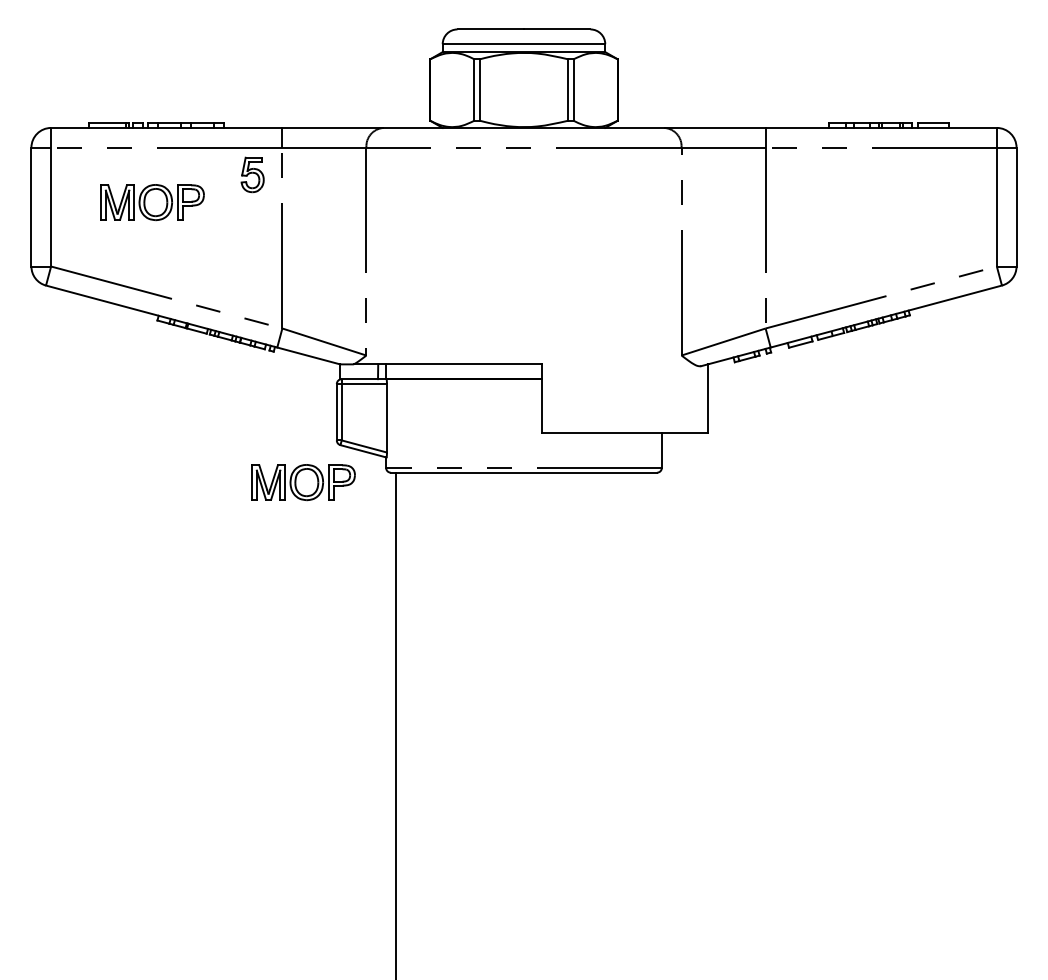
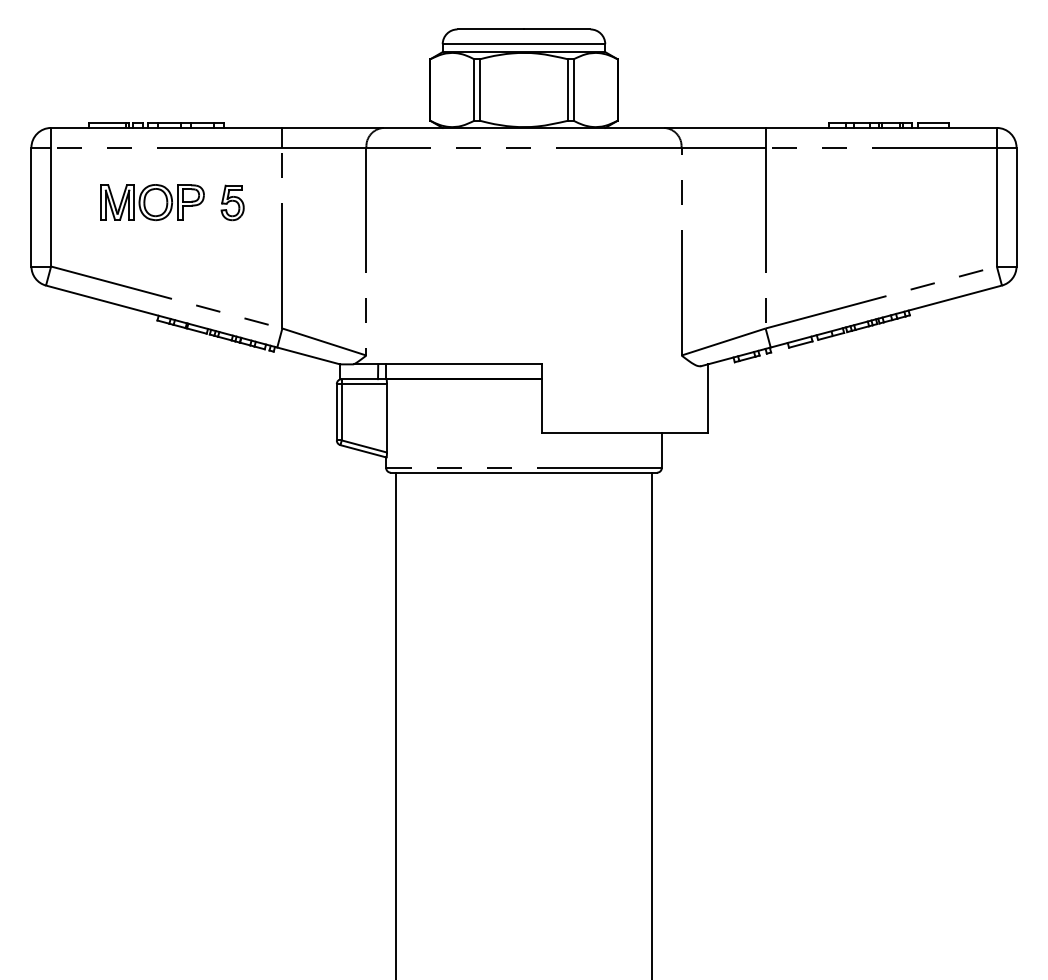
part position: (252, 174) -> (232, 202) (232, 202)
part: present -> none (303, 482)
line: none -> present (652, 724)
